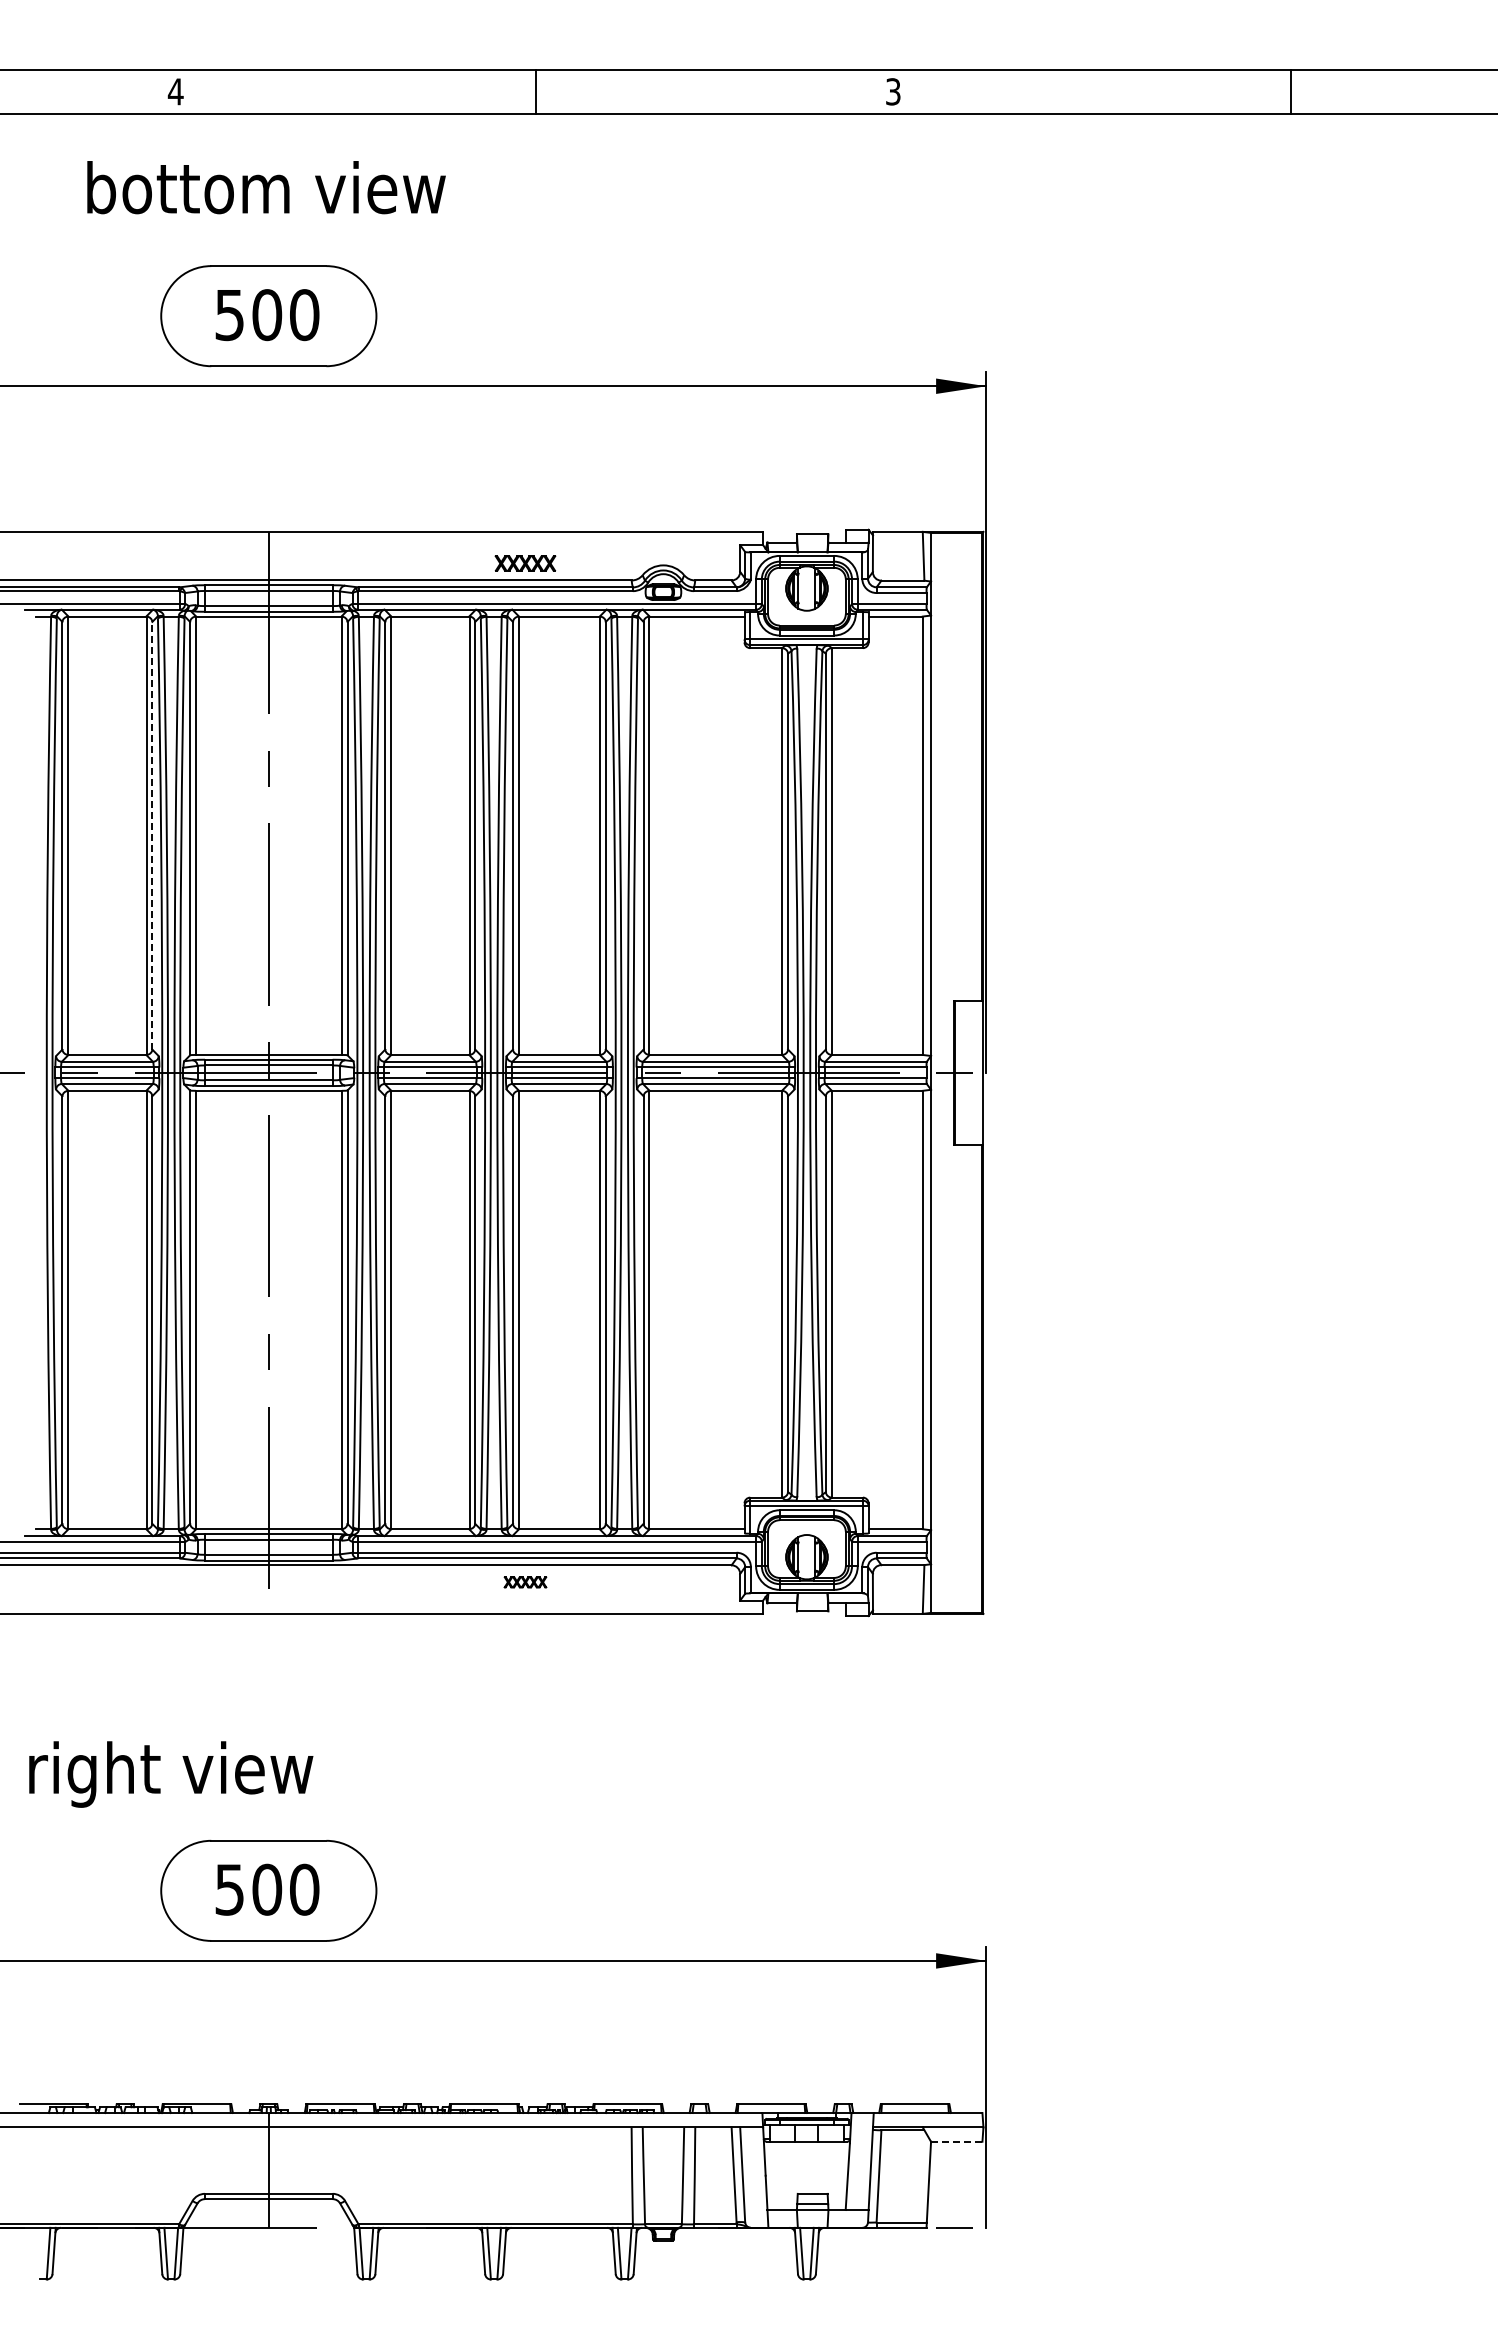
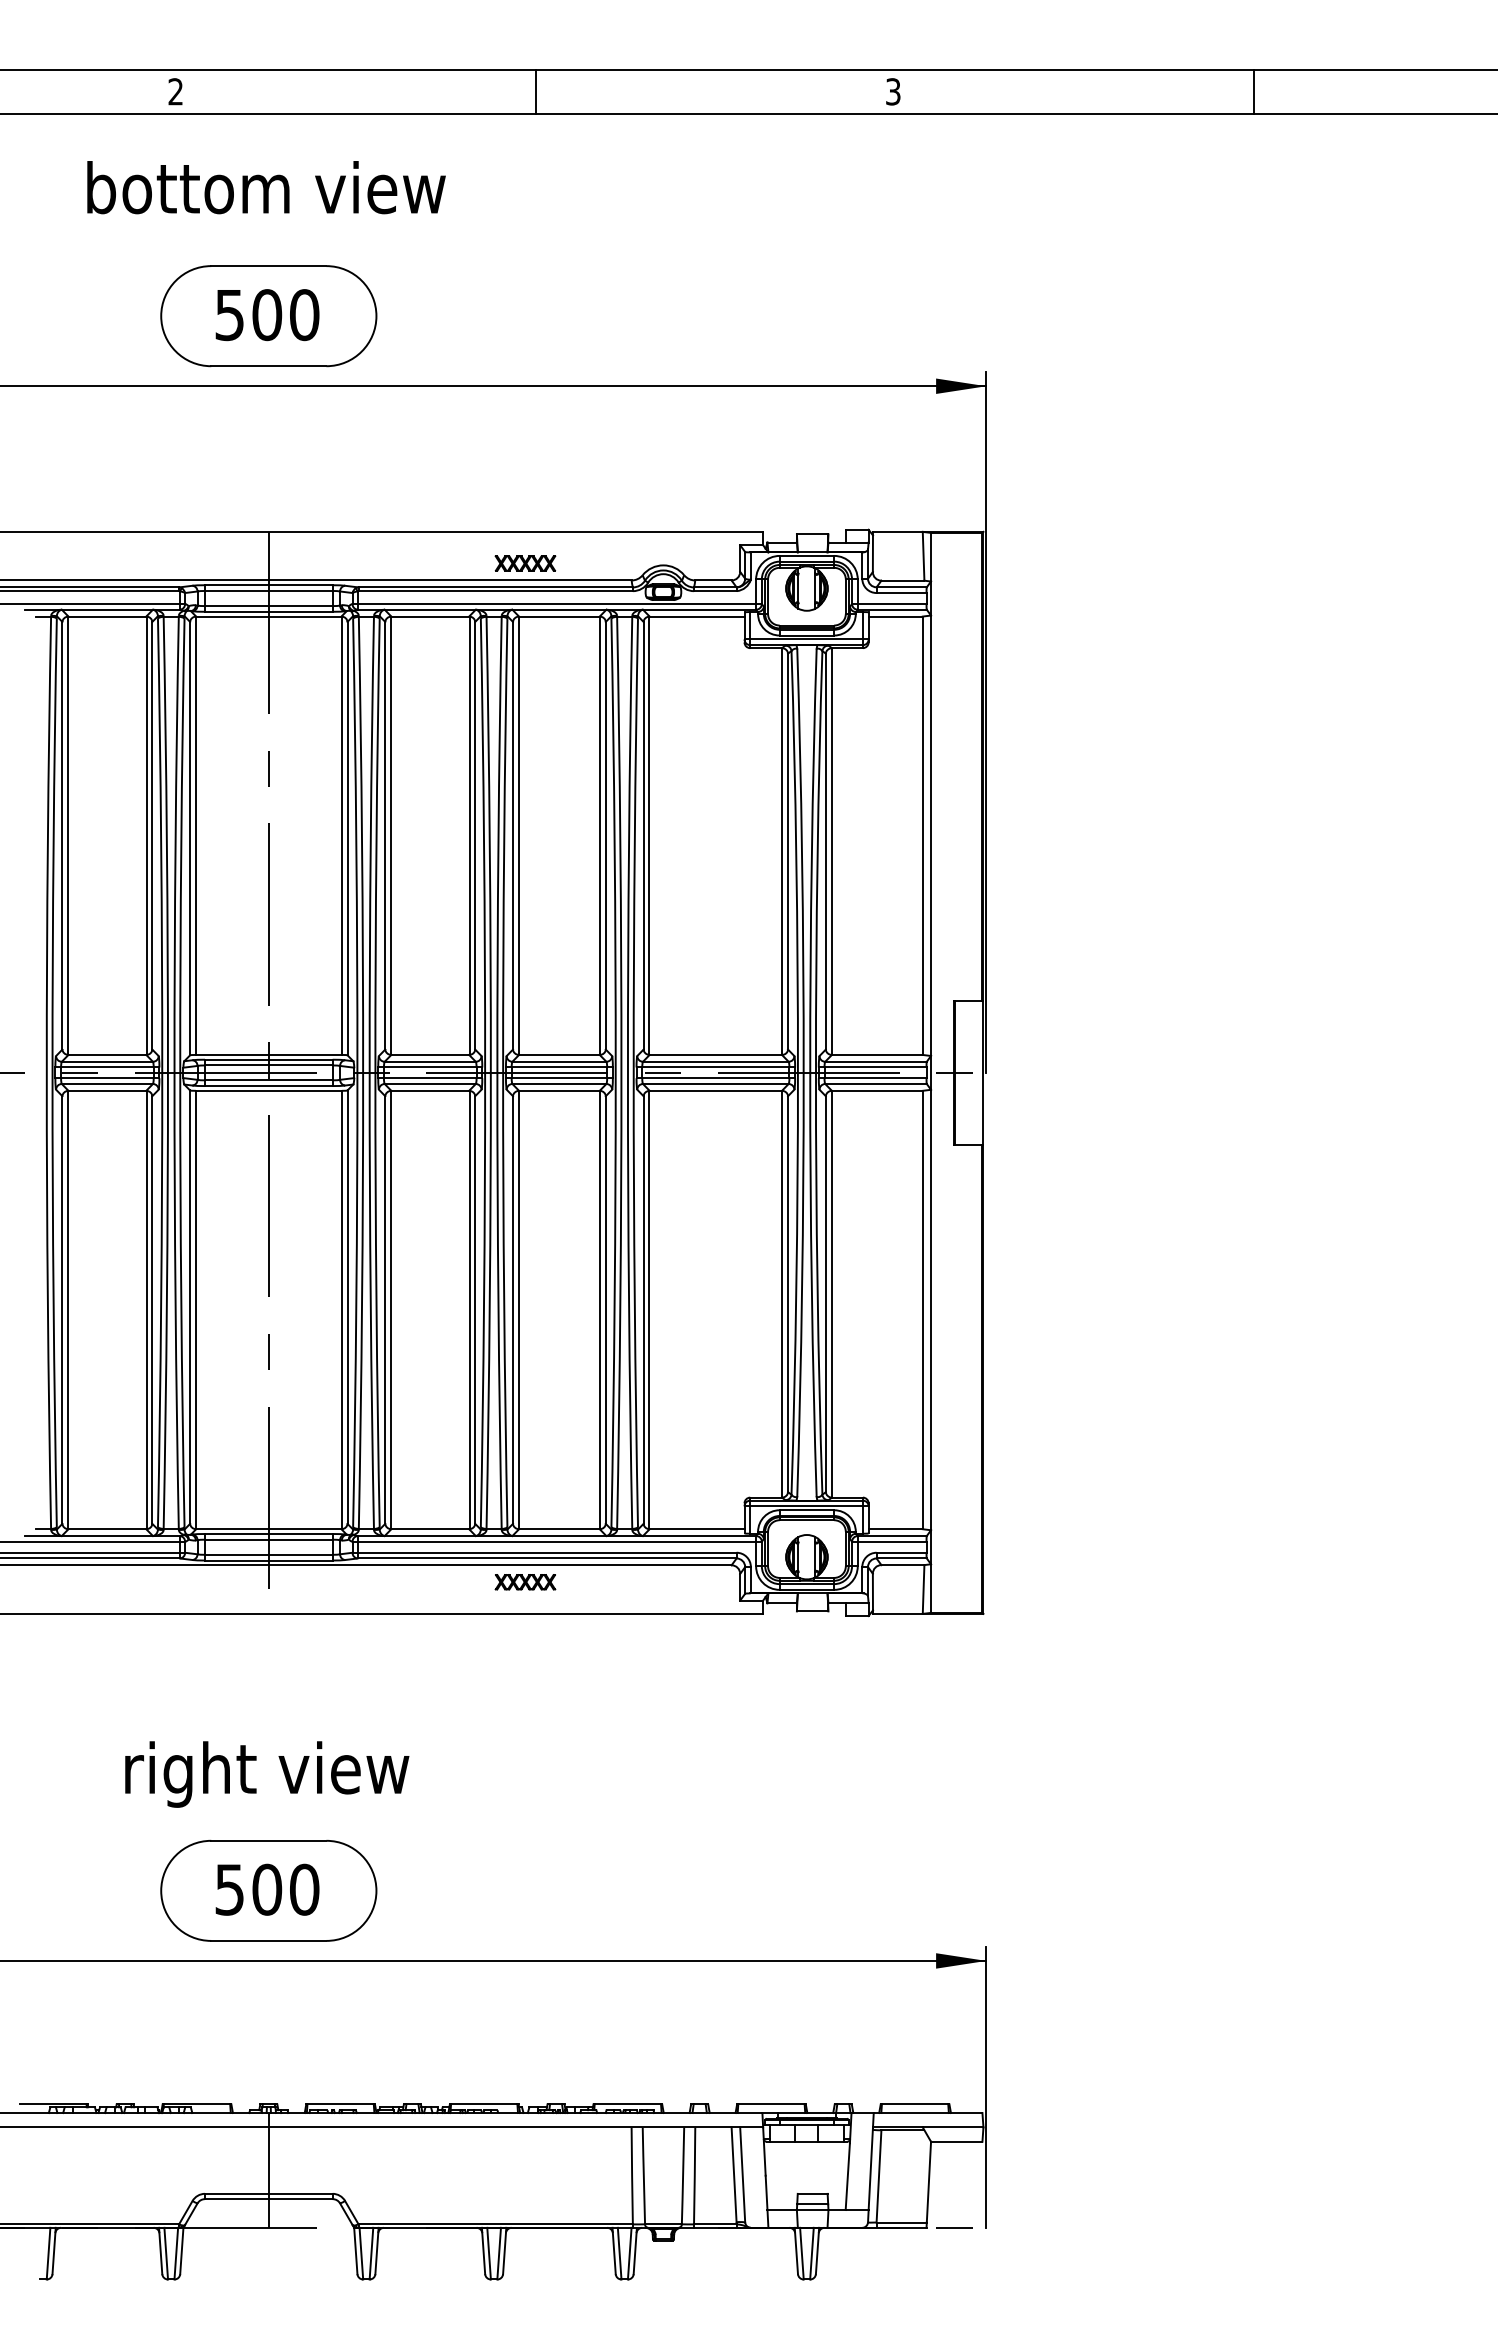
text: 4 -> 2 (175, 91)
line position: (1290, 91) -> (1253, 91) (1253, 91)
line: dashed -> solid (152, 835)
part size: 45x13 px -> 63x17 px (525, 1582)
text position: (171, 1774) -> (267, 1774) (267, 1774)
line: dashed -> solid (956, 2141)
